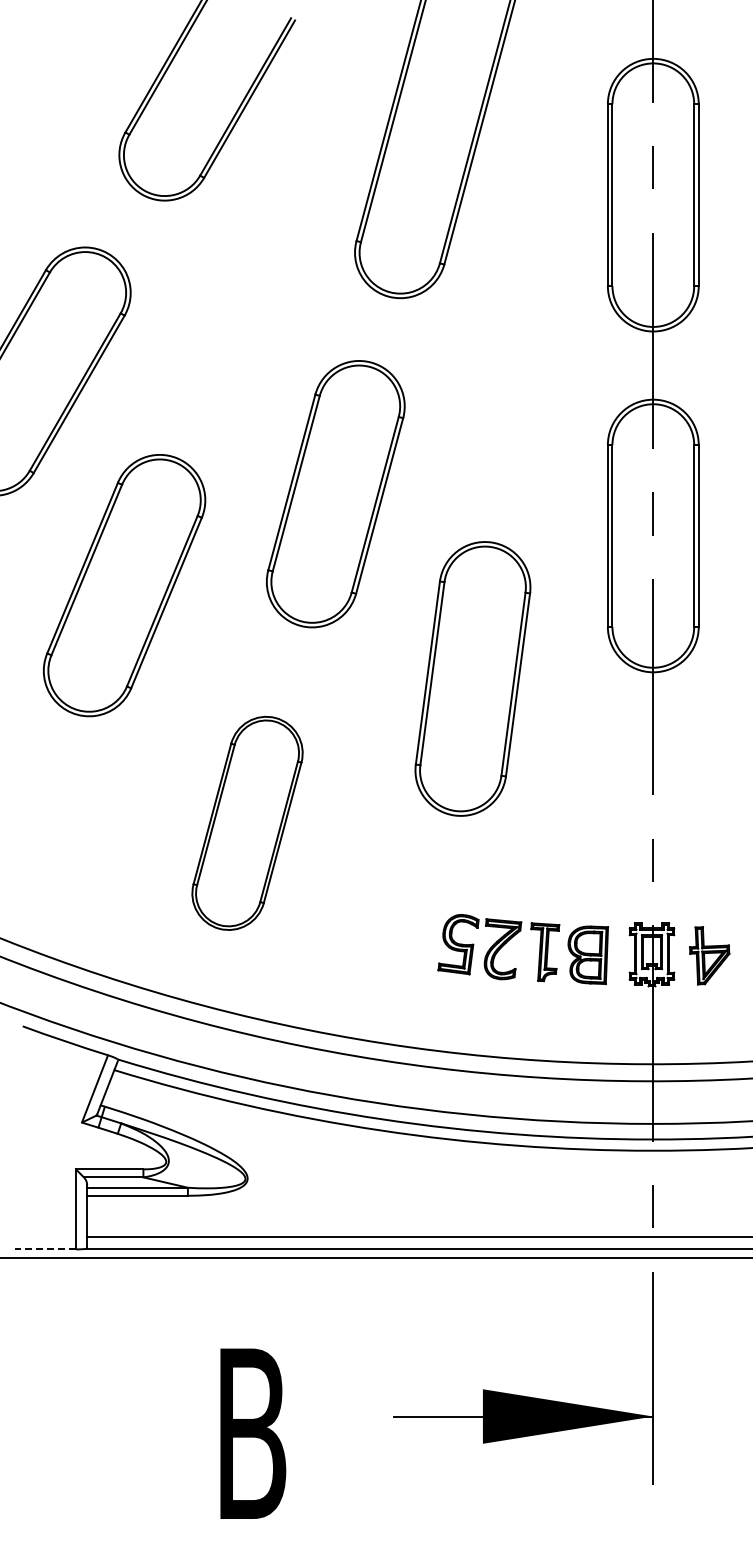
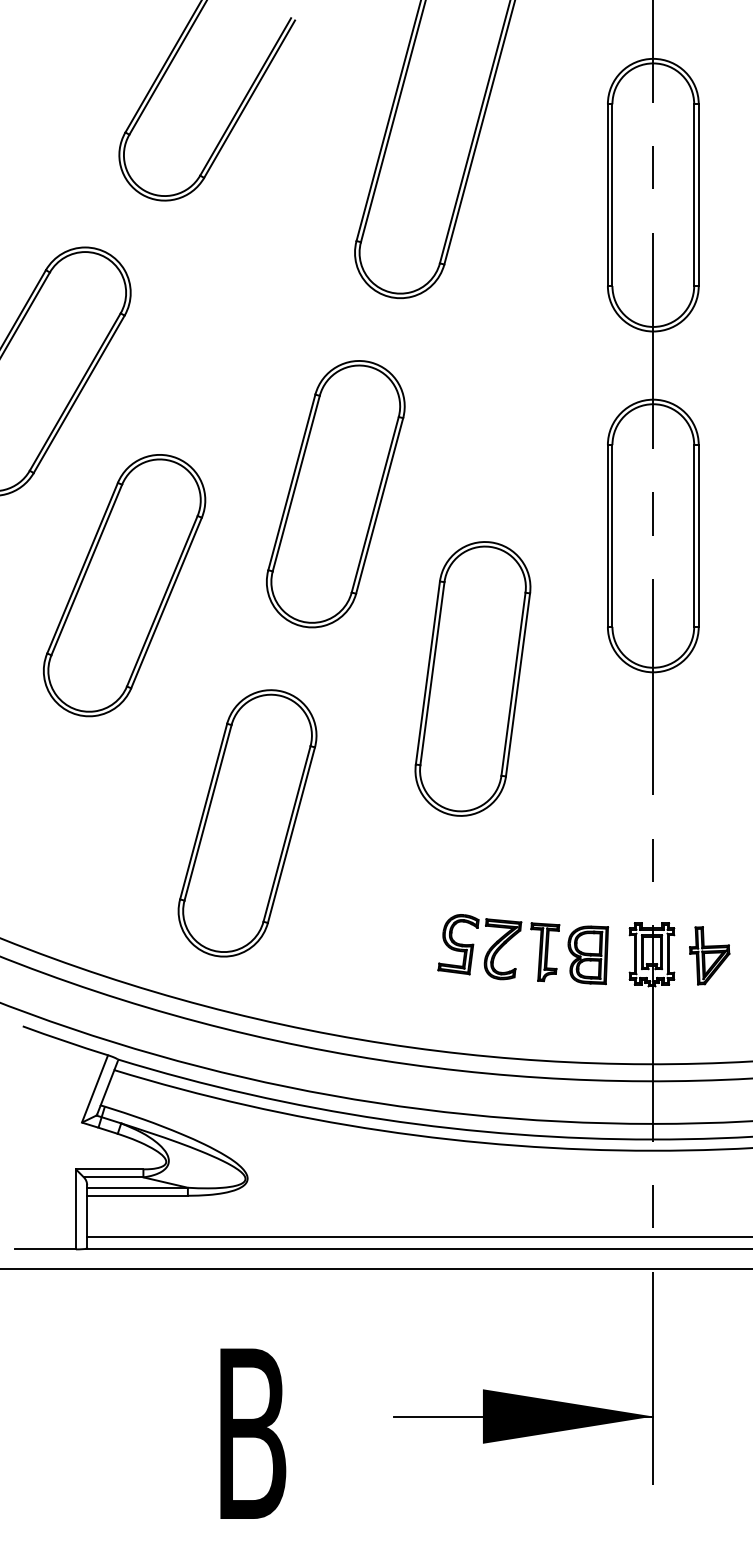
part size: 113x216 px -> 141x269 px (247, 823)
line: dashed -> solid (44, 1249)
line position: (375, 1257) -> (375, 1268) (375, 1268)
